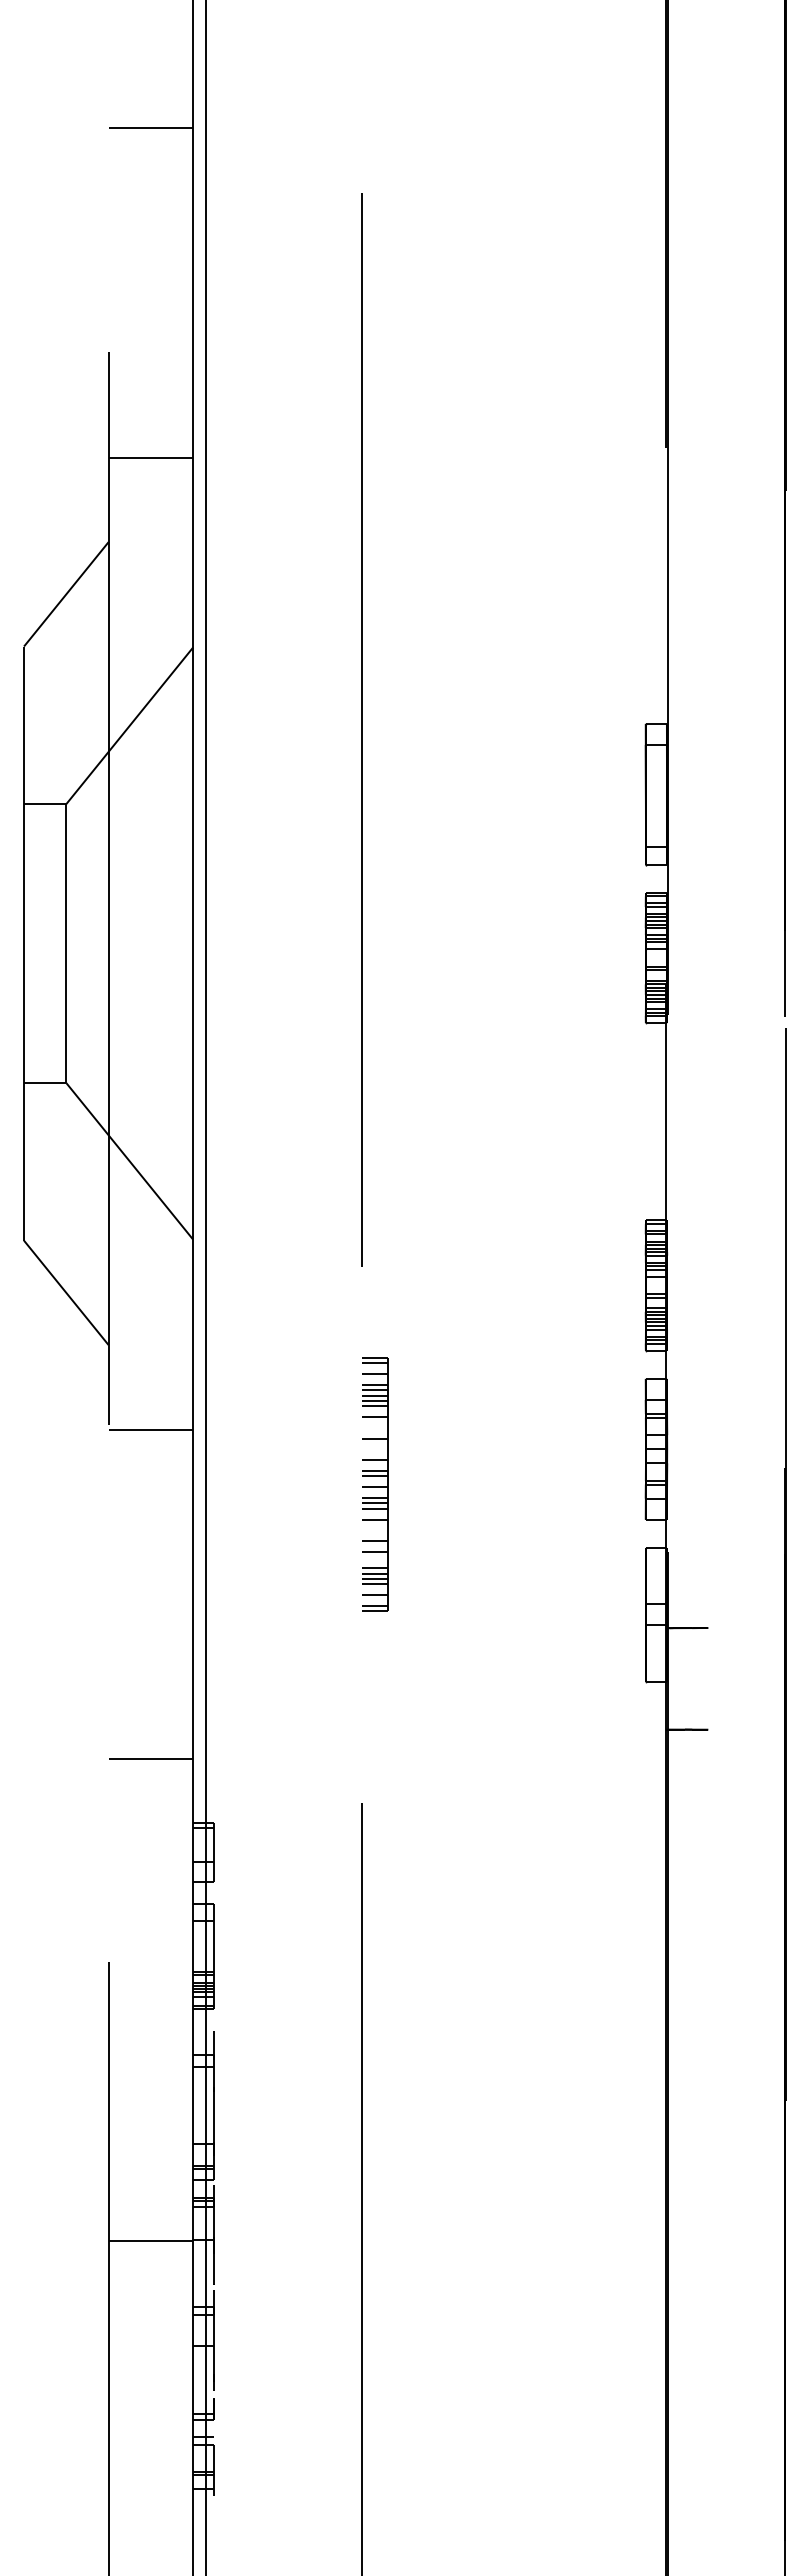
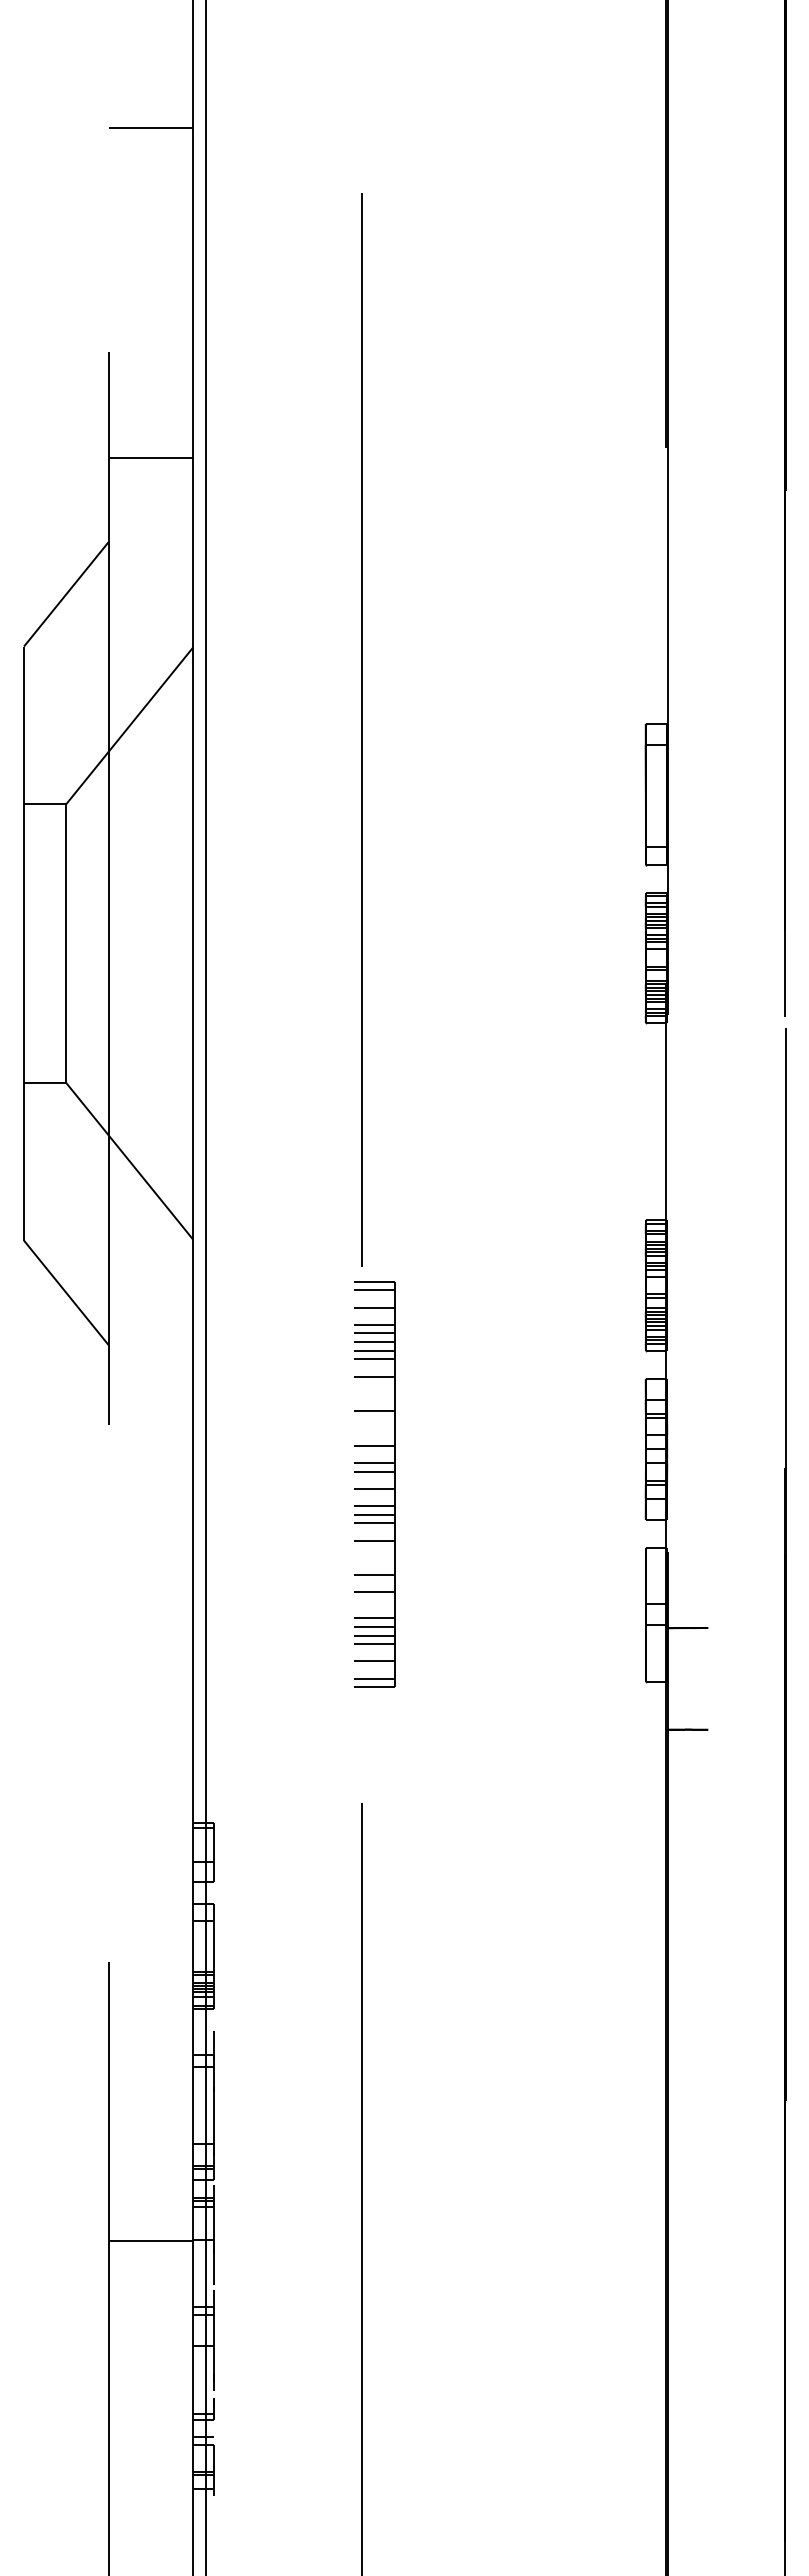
line: present -> none (150, 1429)
part size: 27x255 px -> 42x407 px (374, 1484)
line: present -> none (150, 1758)
